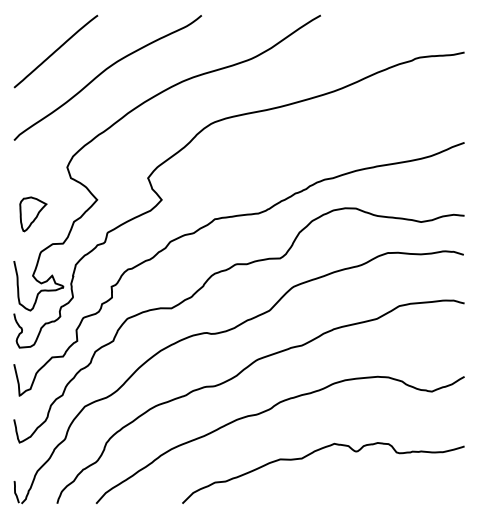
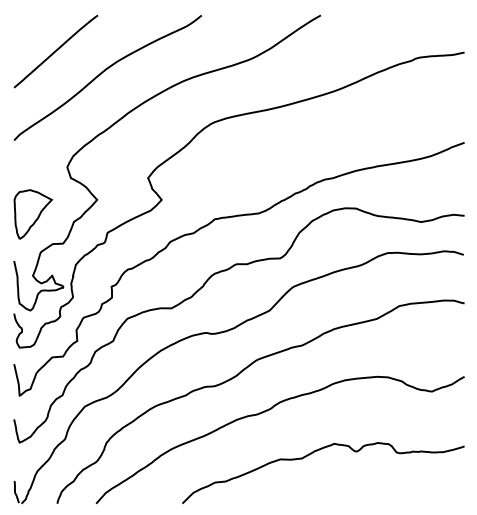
part size: 29x37 px -> 41x51 px (33, 214)
